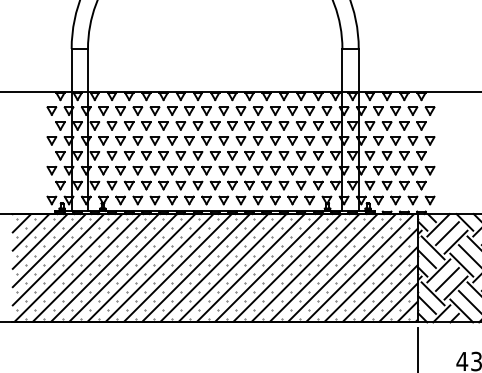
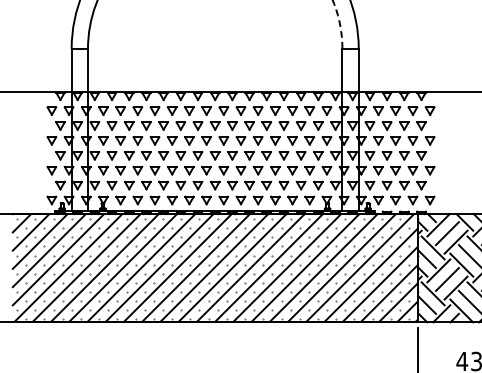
arc: solid -> dashed (339, 23)
